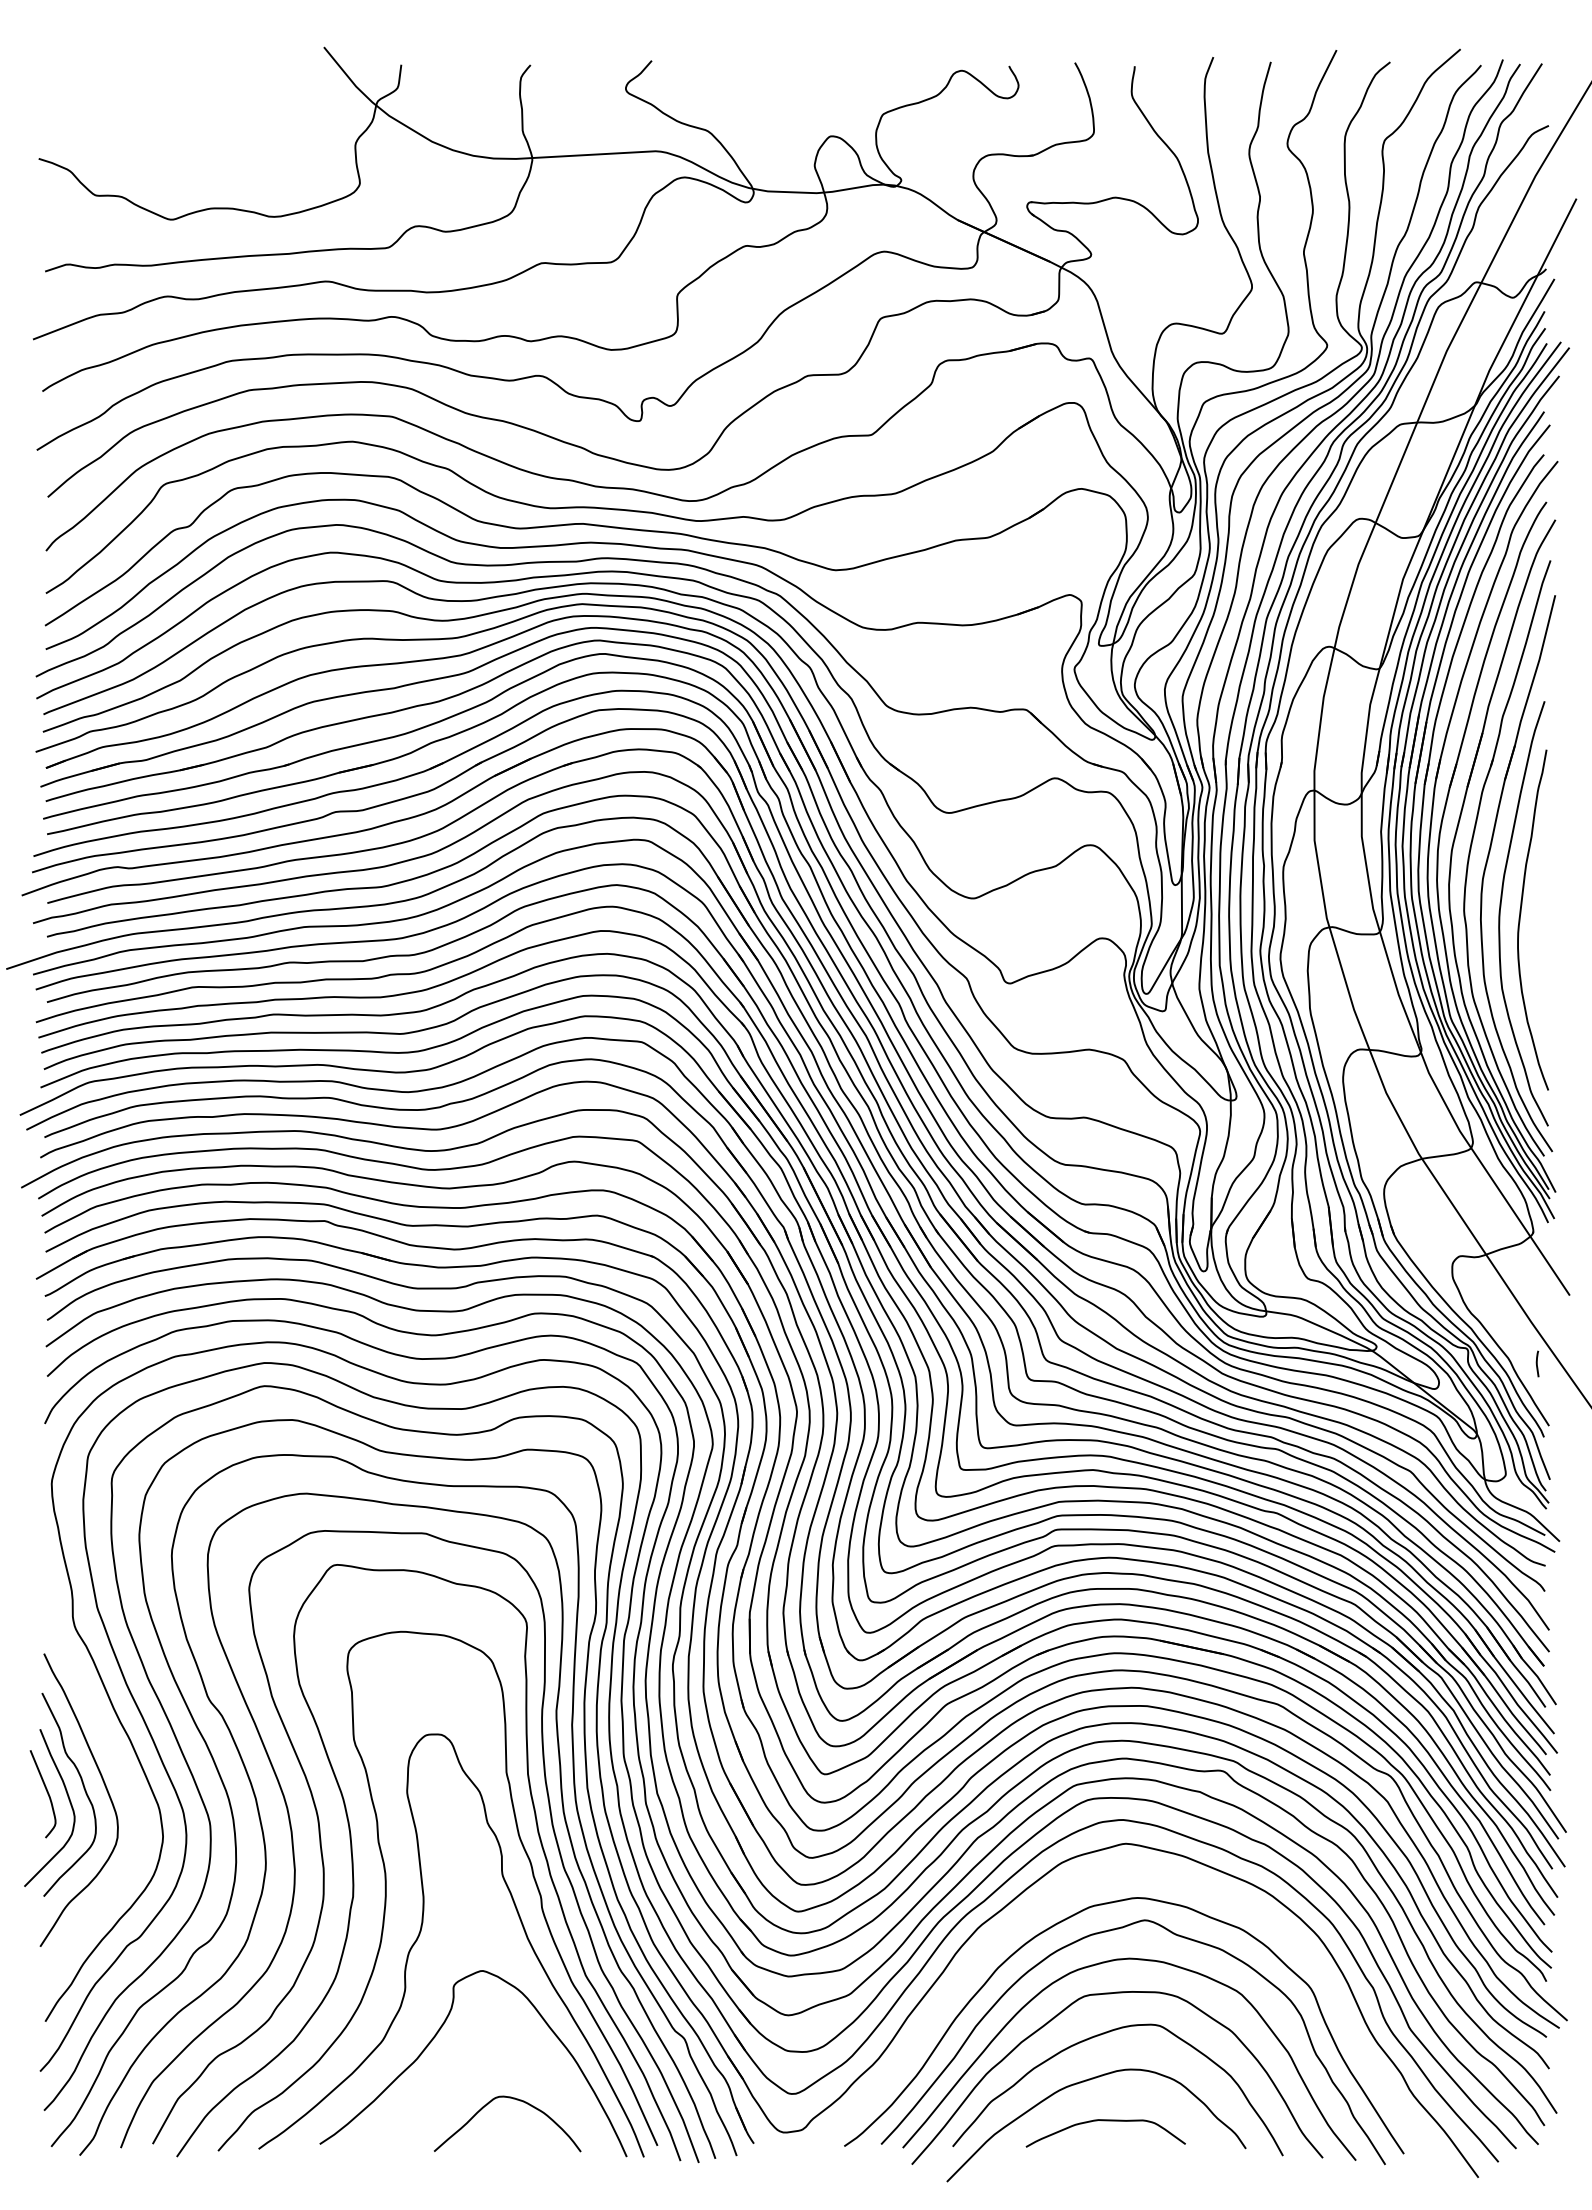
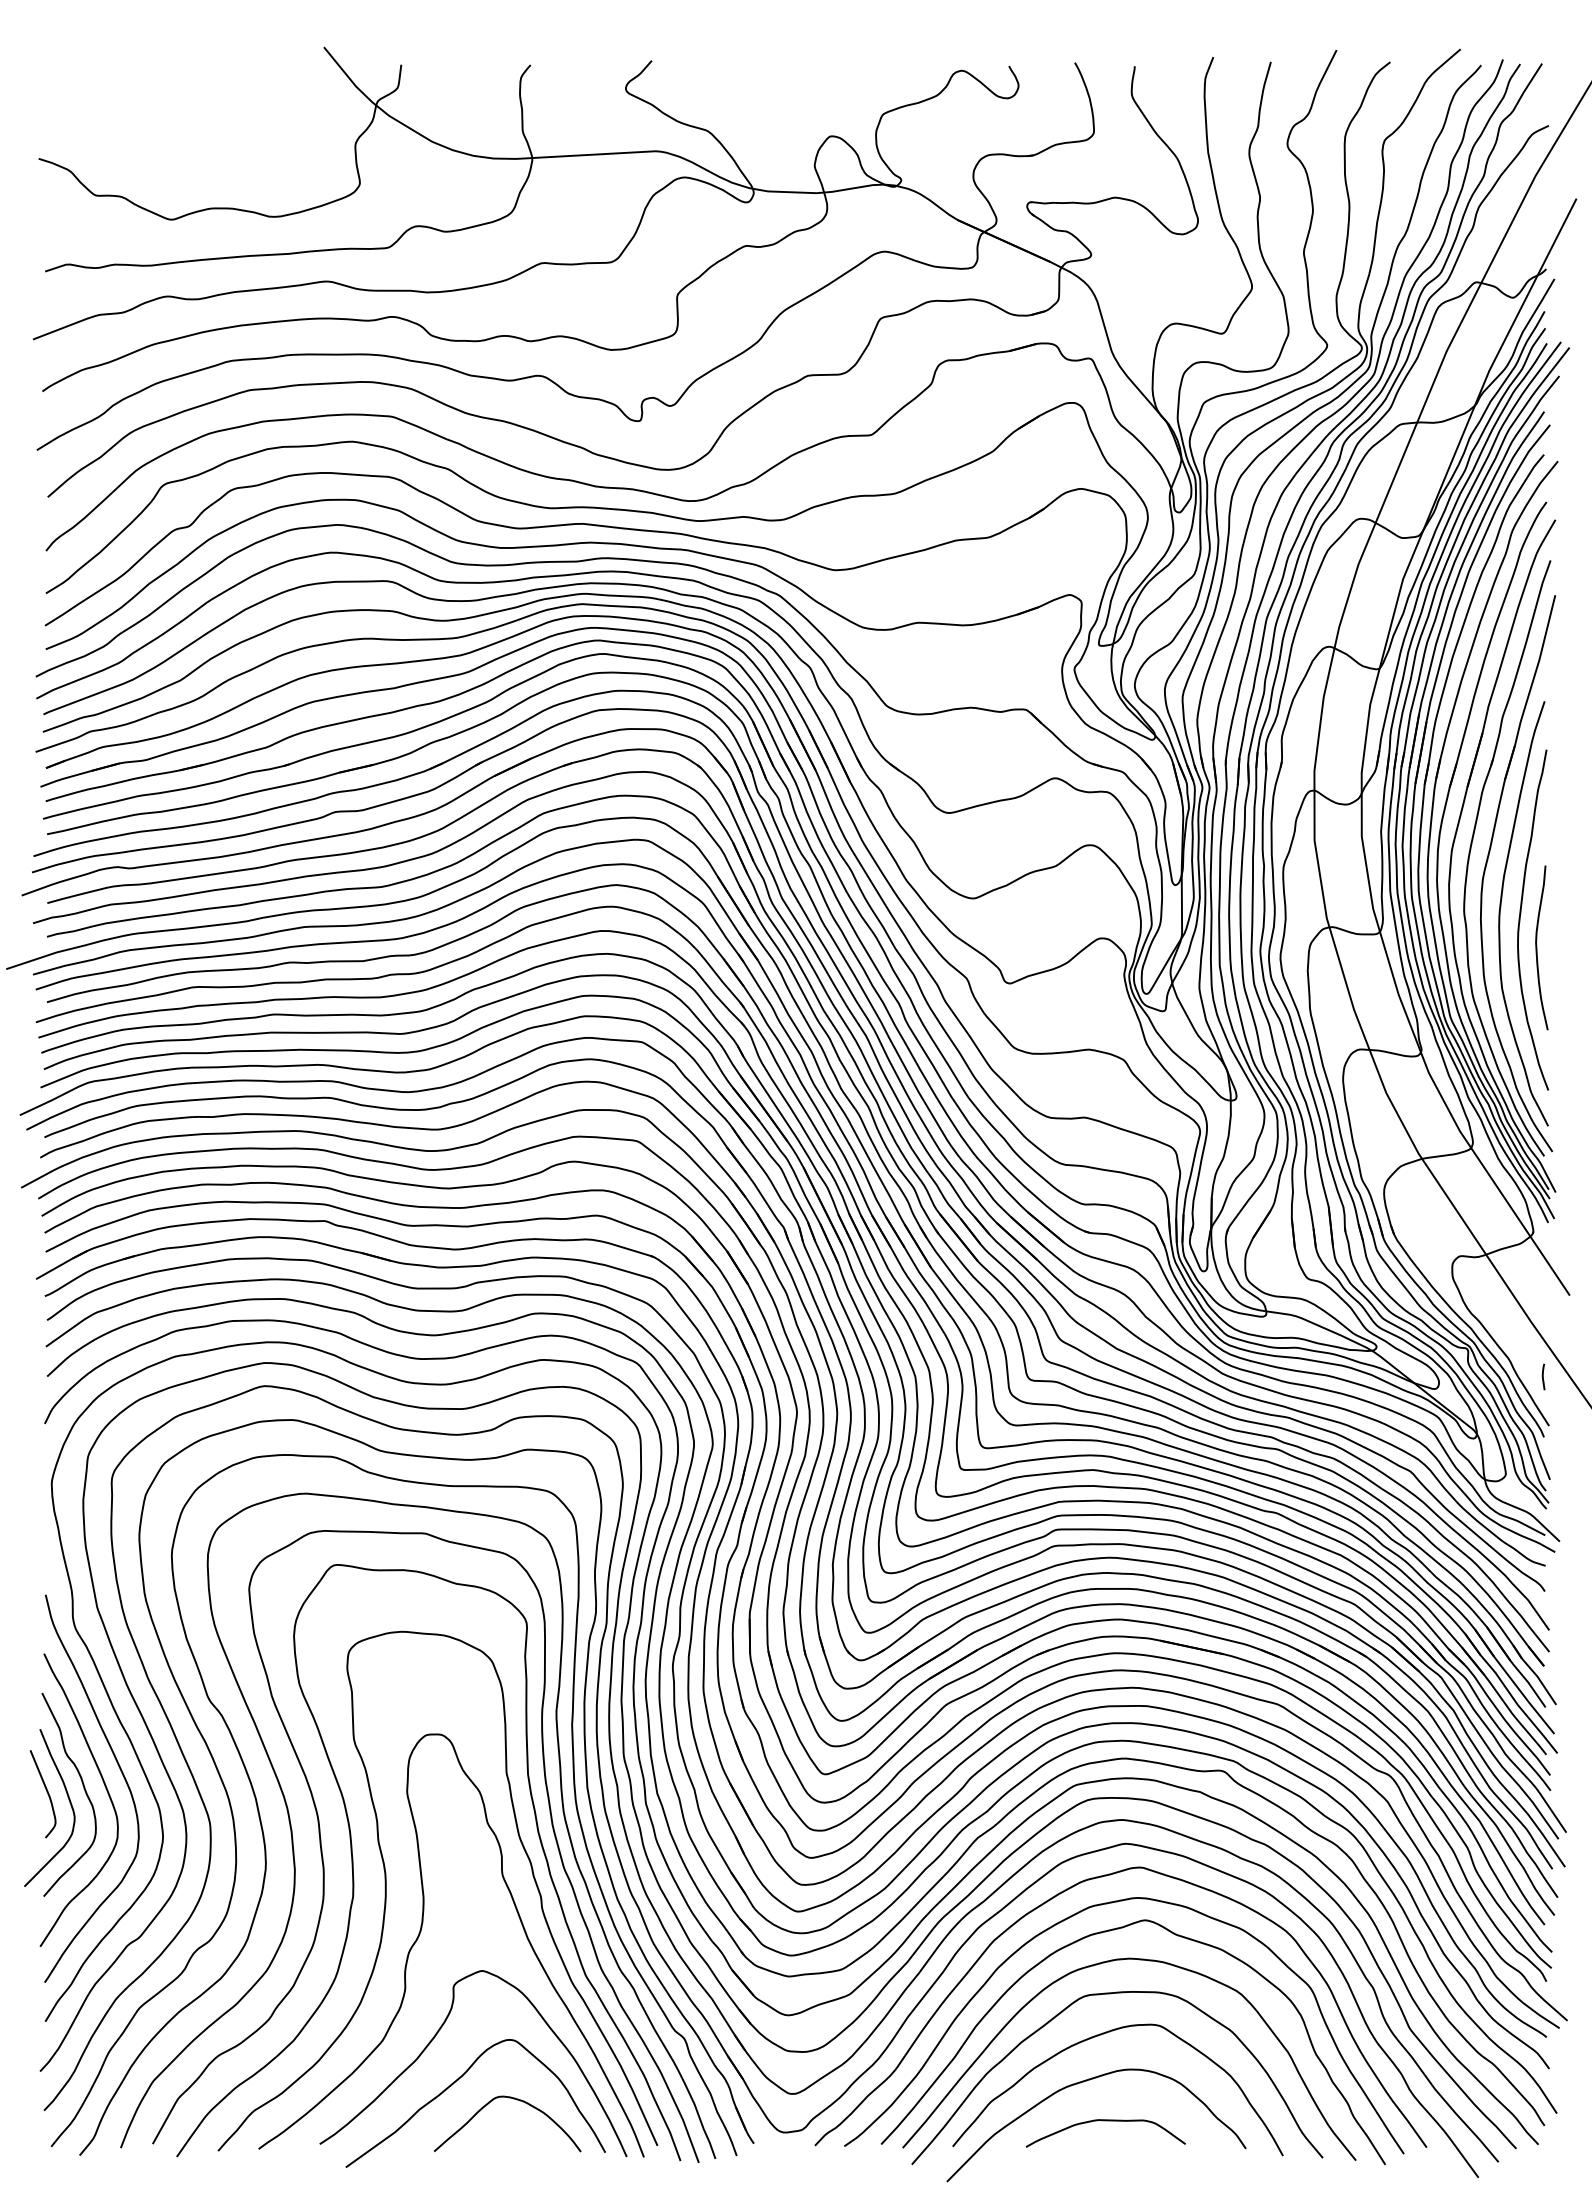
curve: none -> present (1537, 947)
curve position: (1537, 1363) -> (1543, 1376) (1543, 1376)
curve: none -> present (121, 1773)
curve: none -> present (1052, 1899)
curve: none -> present (457, 2081)
